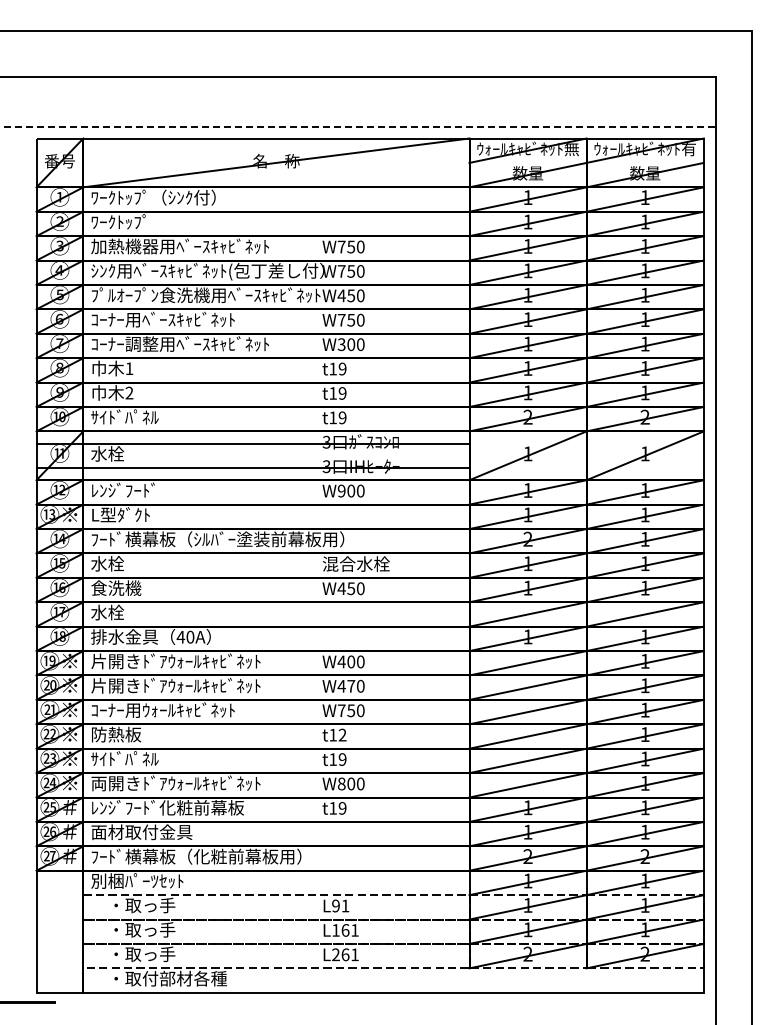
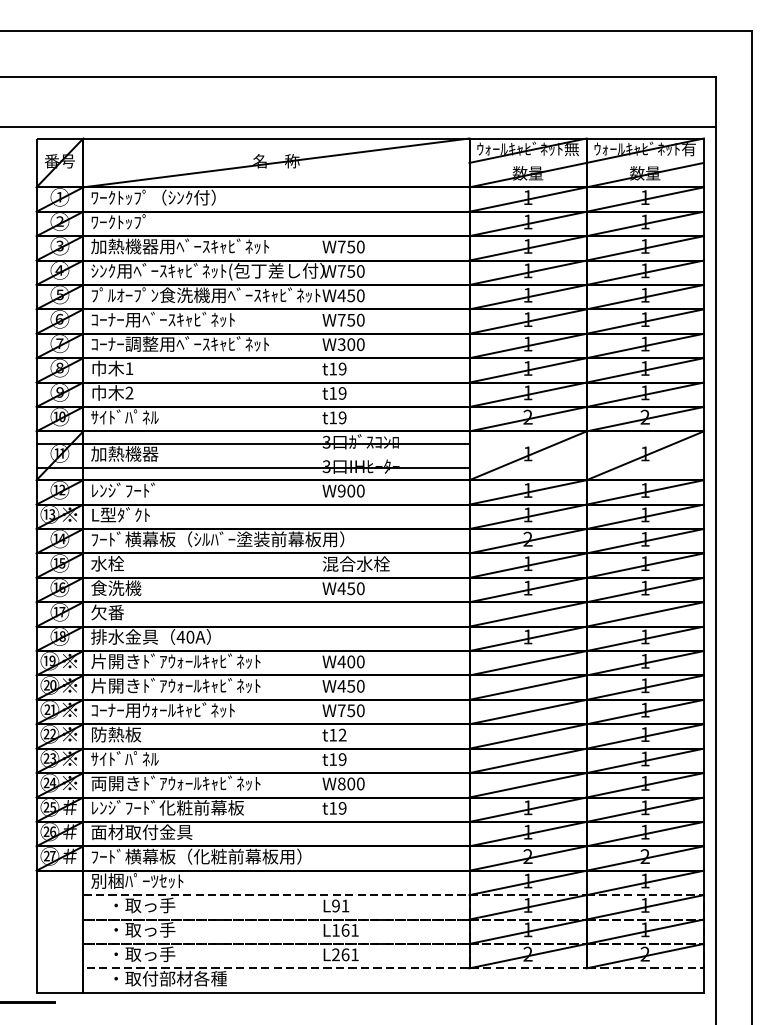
line: dashed -> solid (358, 127)
text: 水栓 -> 加熱機器 (124, 453)
text: 水栓 -> 欠番 (107, 612)
text: W470 -> W450 (351, 686)
